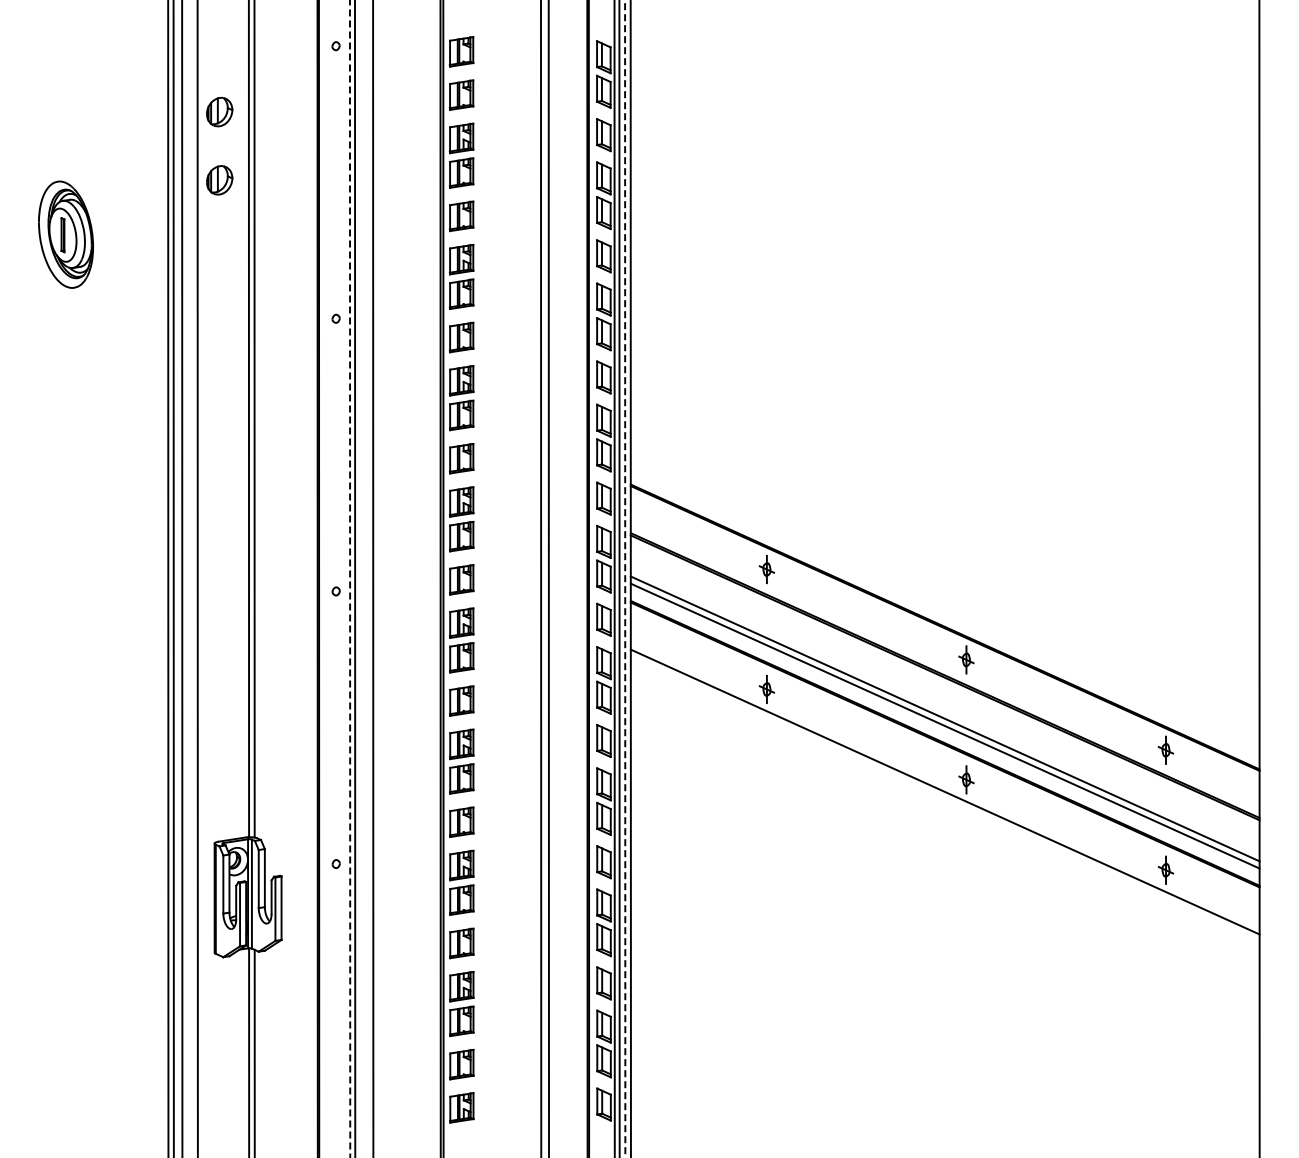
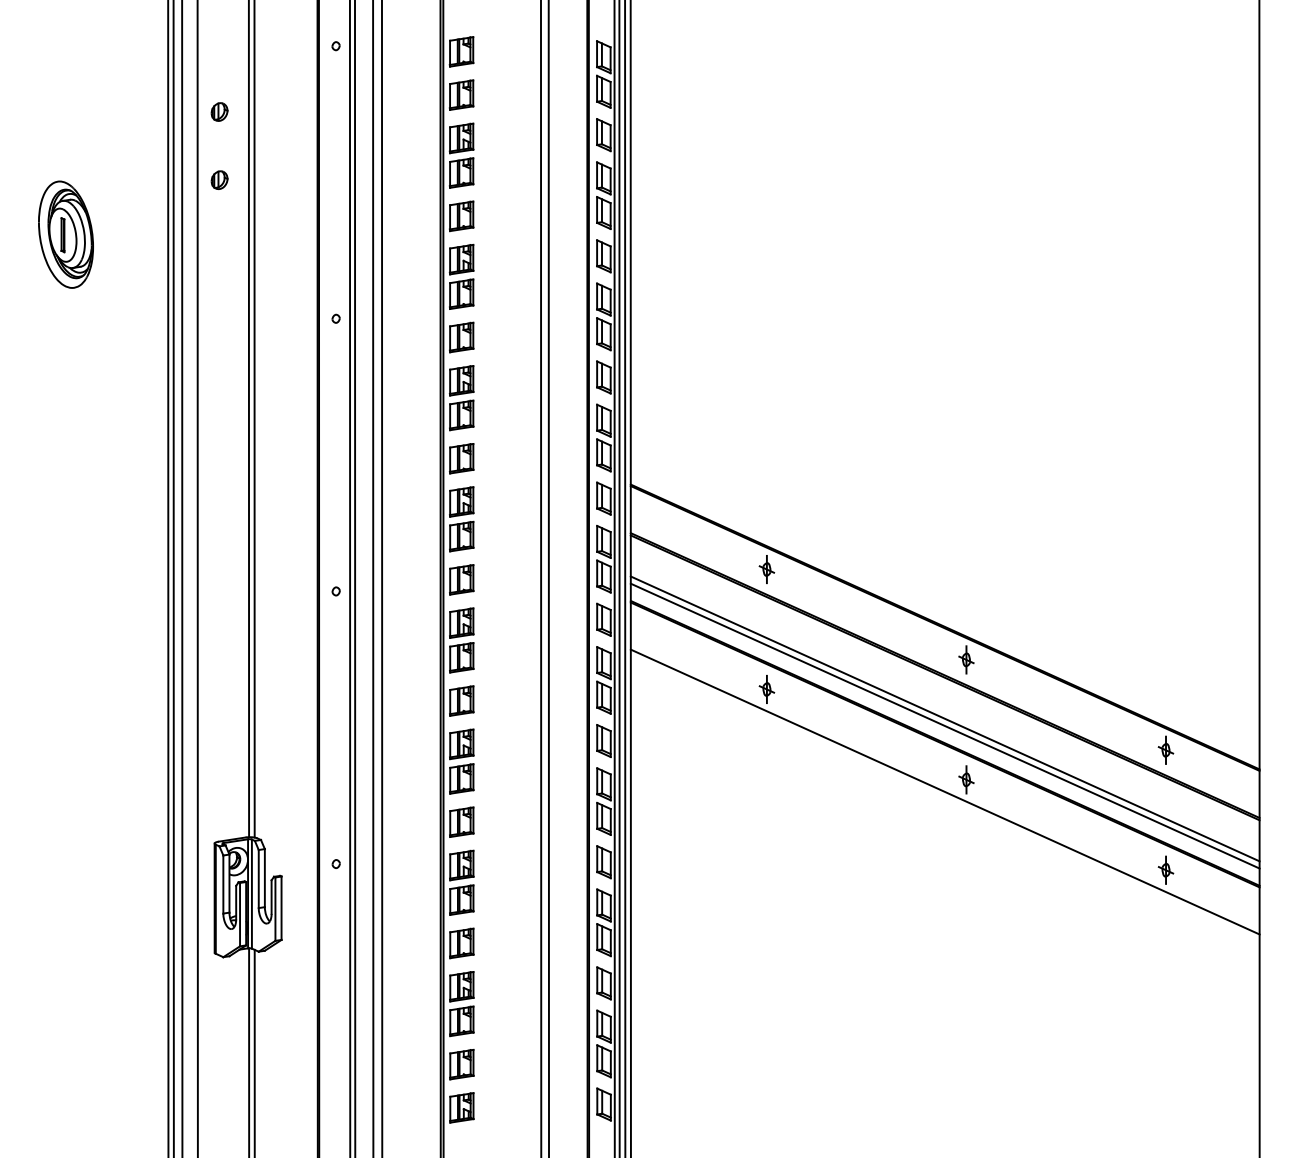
part size: 28x32 px -> 19x20 px (219, 111)
part size: 28x31 px -> 19x20 px (219, 179)
line: none -> present (381, 578)
line: dashed -> solid (625, 578)
line: dashed -> solid (350, 579)
